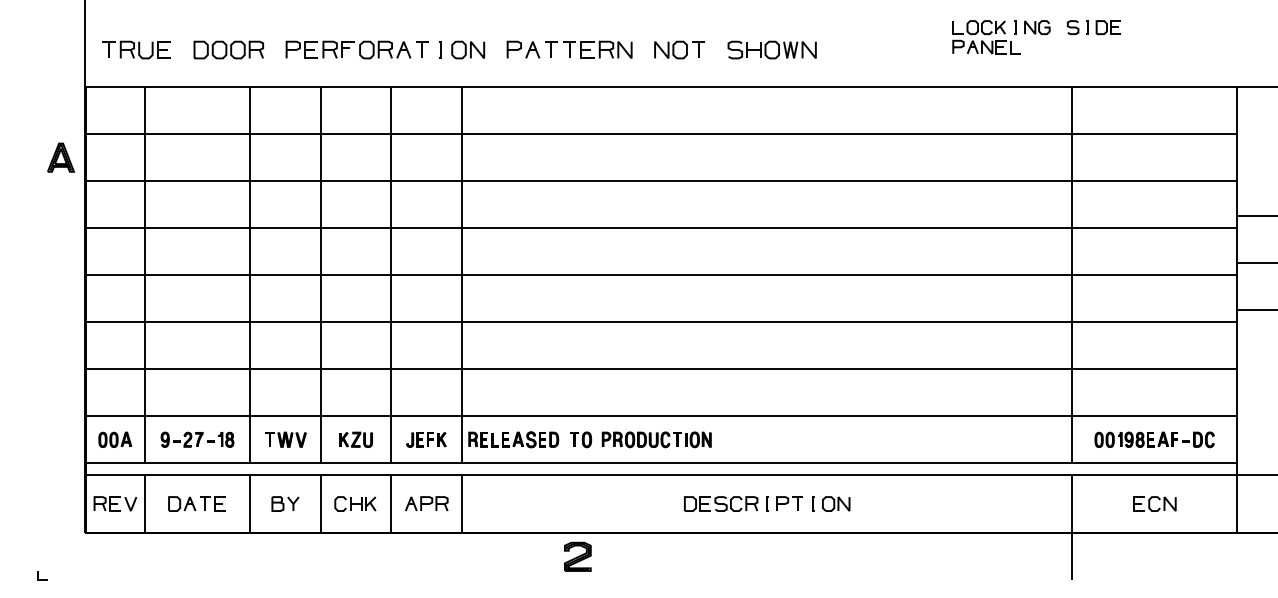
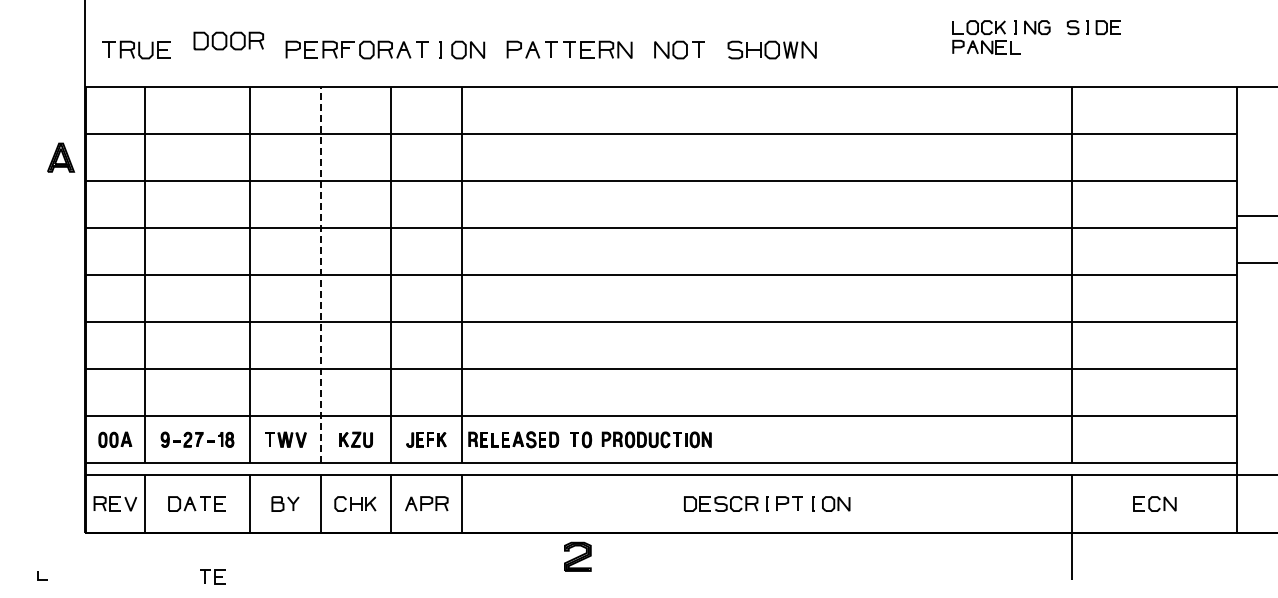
part position: (228, 49) -> (228, 40) (228, 40)
line: solid -> dashed (320, 275)
line: present -> none (1255, 310)
part: present -> none (1154, 439)
part: none -> present (212, 576)
